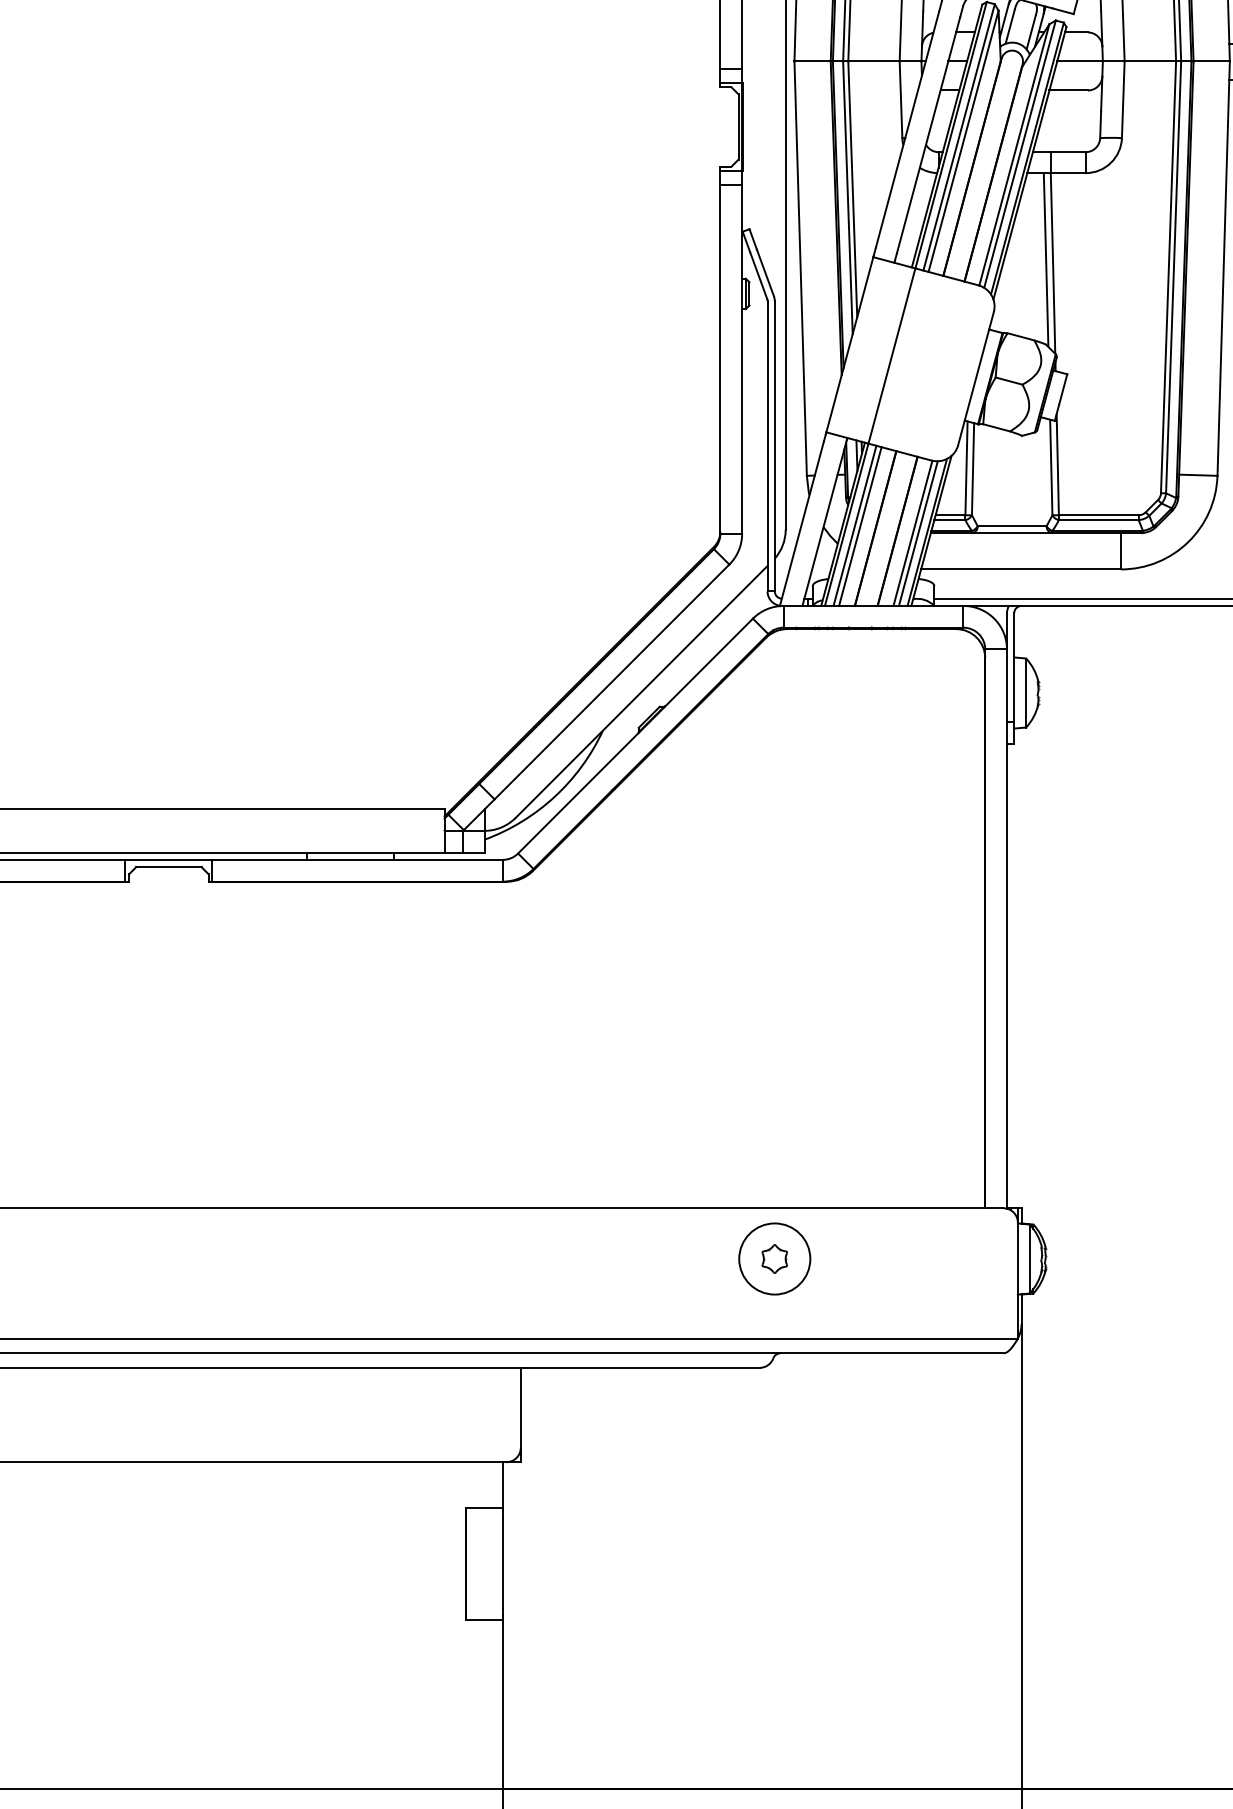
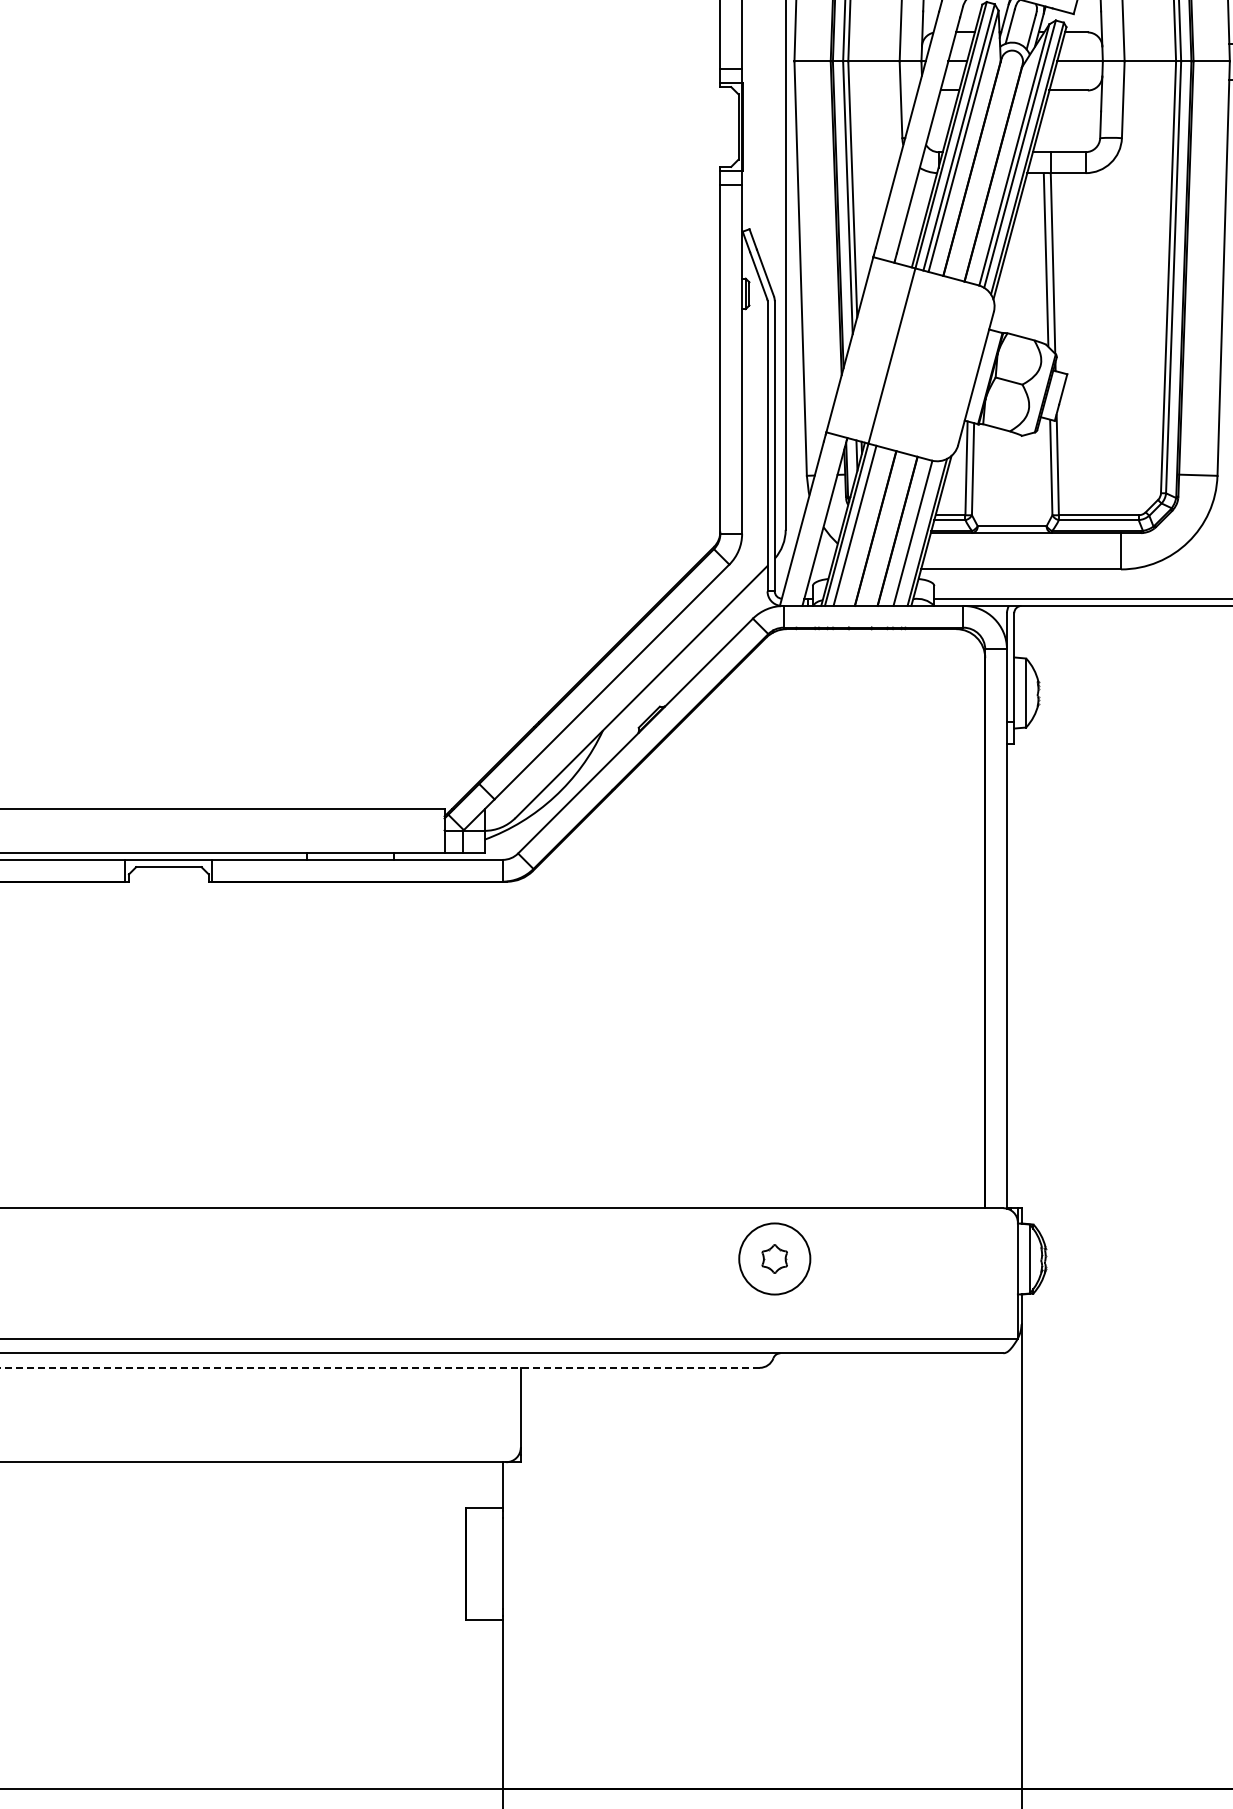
line: present -> none (860, 526)
line: present -> none (917, 533)
line: solid -> dashed (379, 1367)
